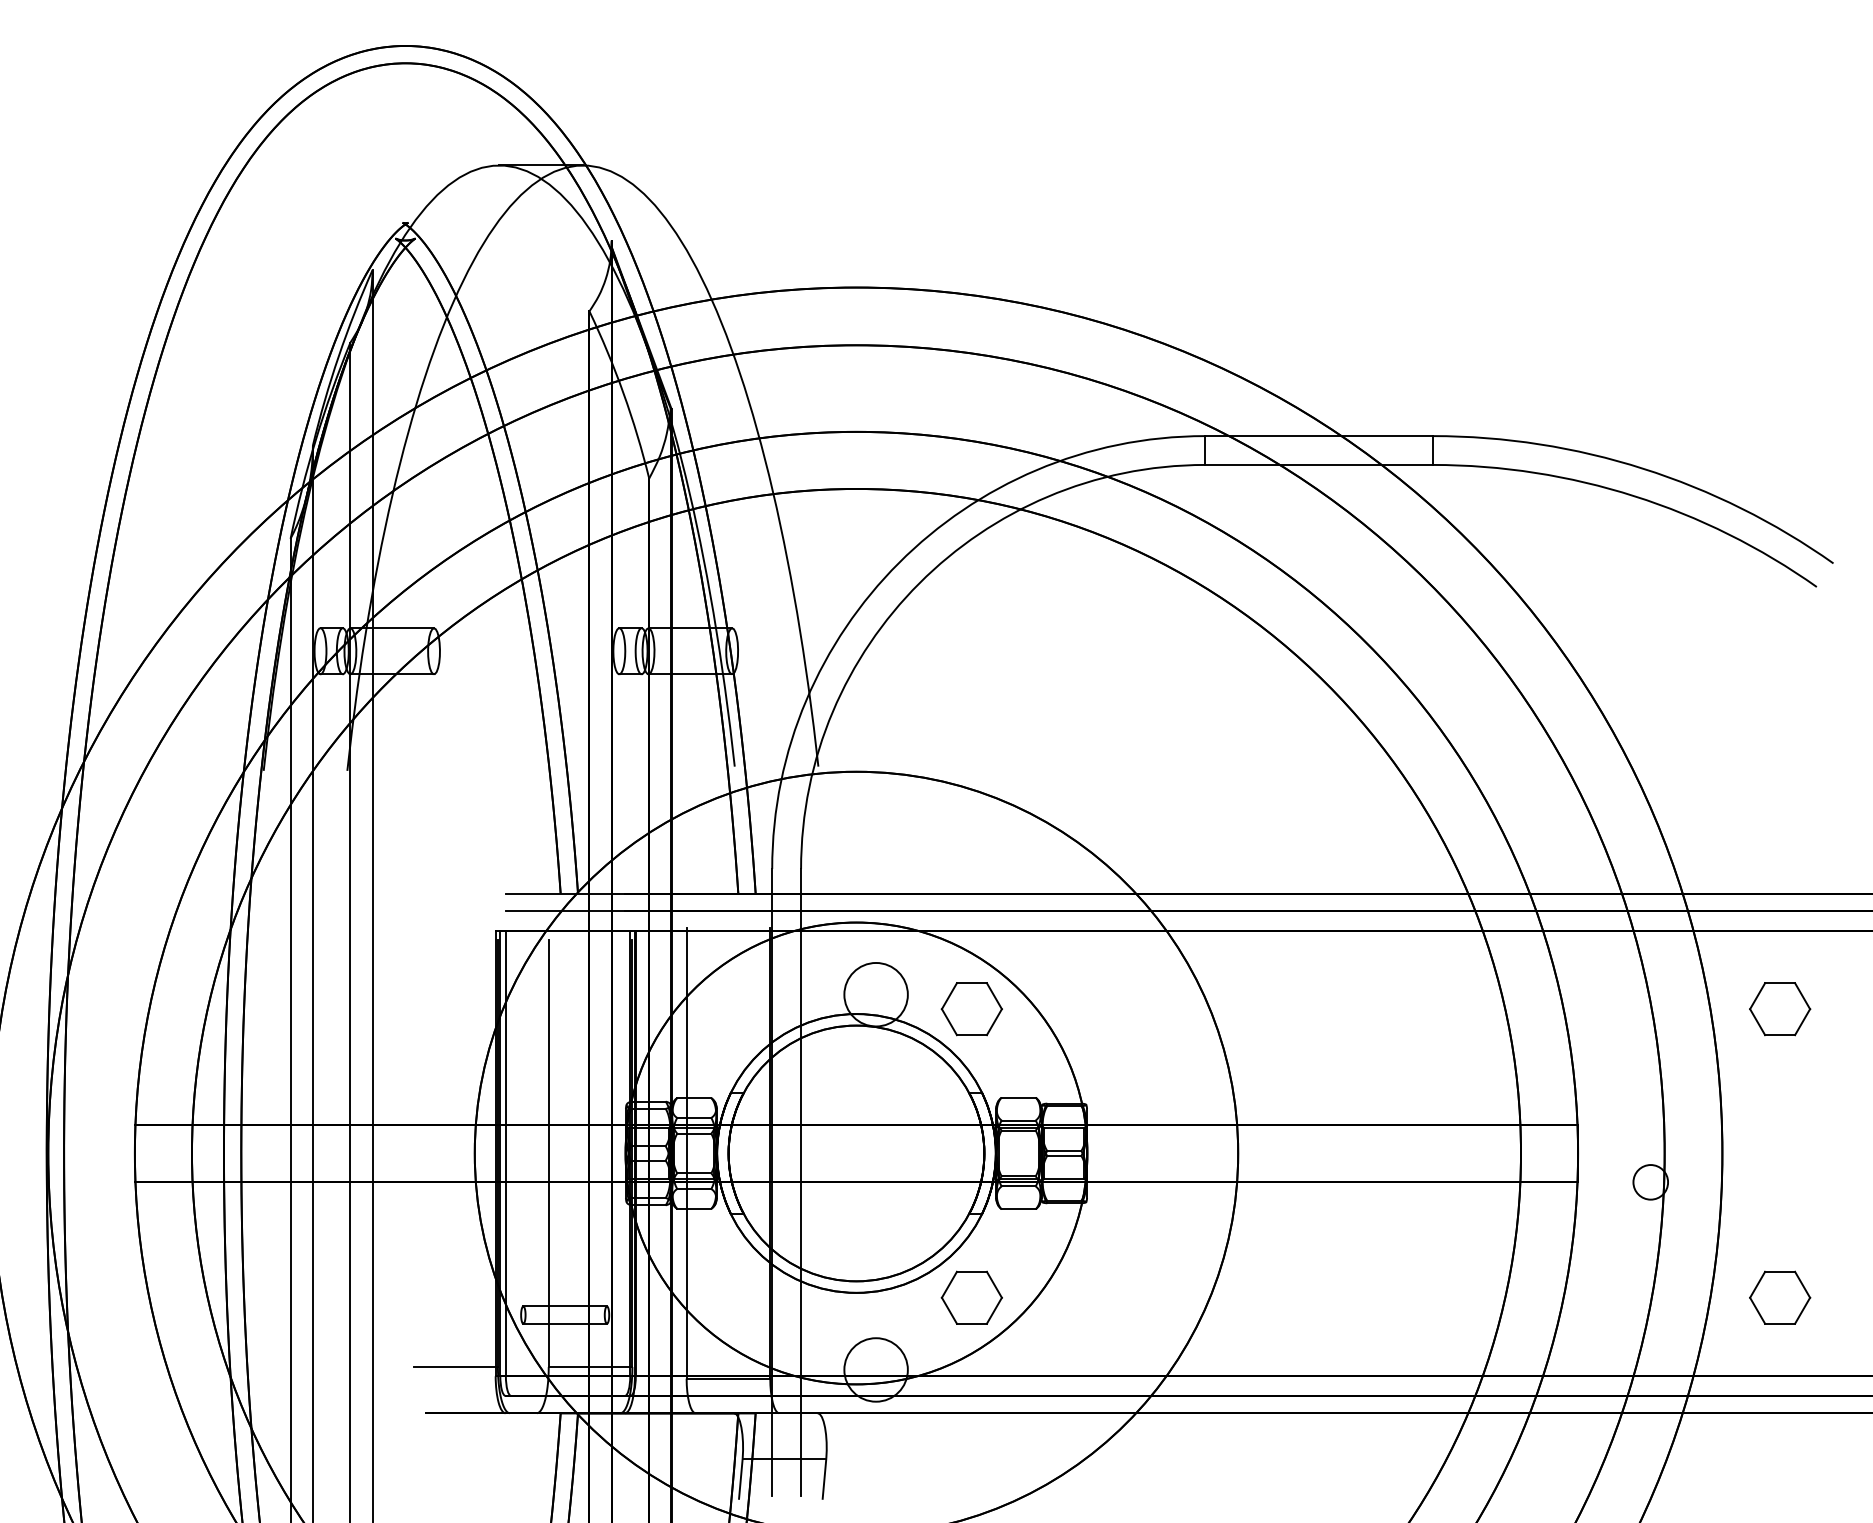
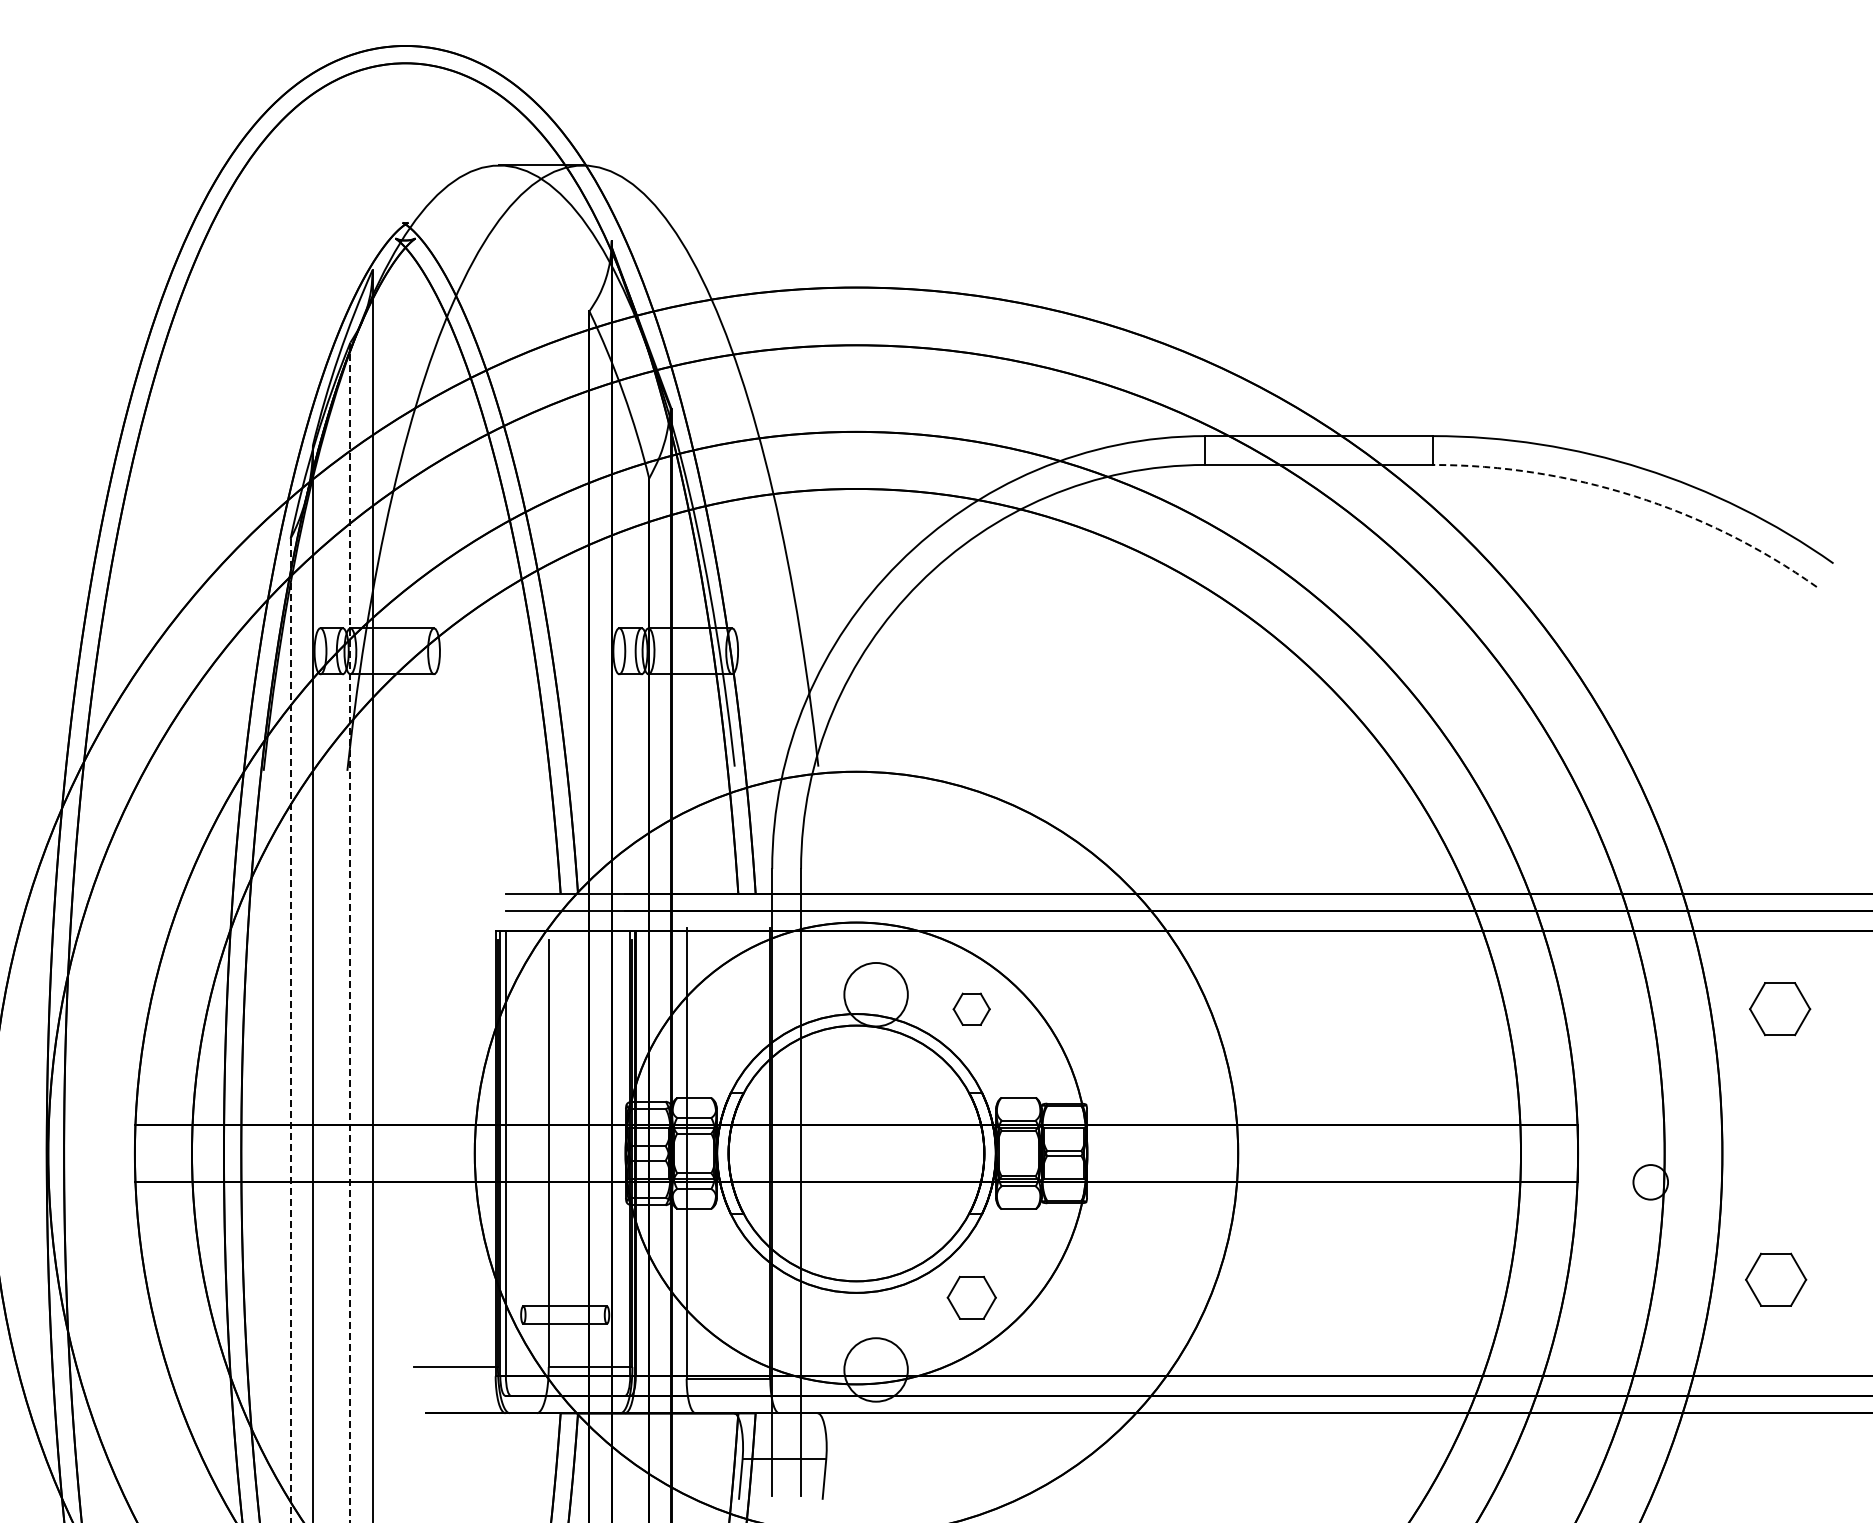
arc: solid -> dashed (1634, 496)
line: solid -> dashed (350, 932)
part size: 63x55 px -> 39x34 px (971, 1008)
line: solid -> dashed (290, 1030)
part size: 63x55 px -> 51x45 px (971, 1297)
part position: (1780, 1297) -> (1776, 1279) (1776, 1279)
